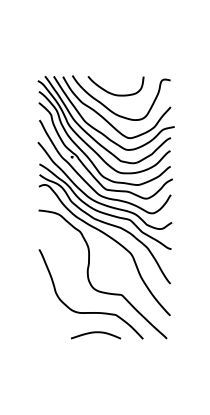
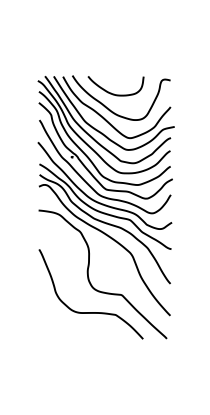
curve: present -> none (95, 333)
